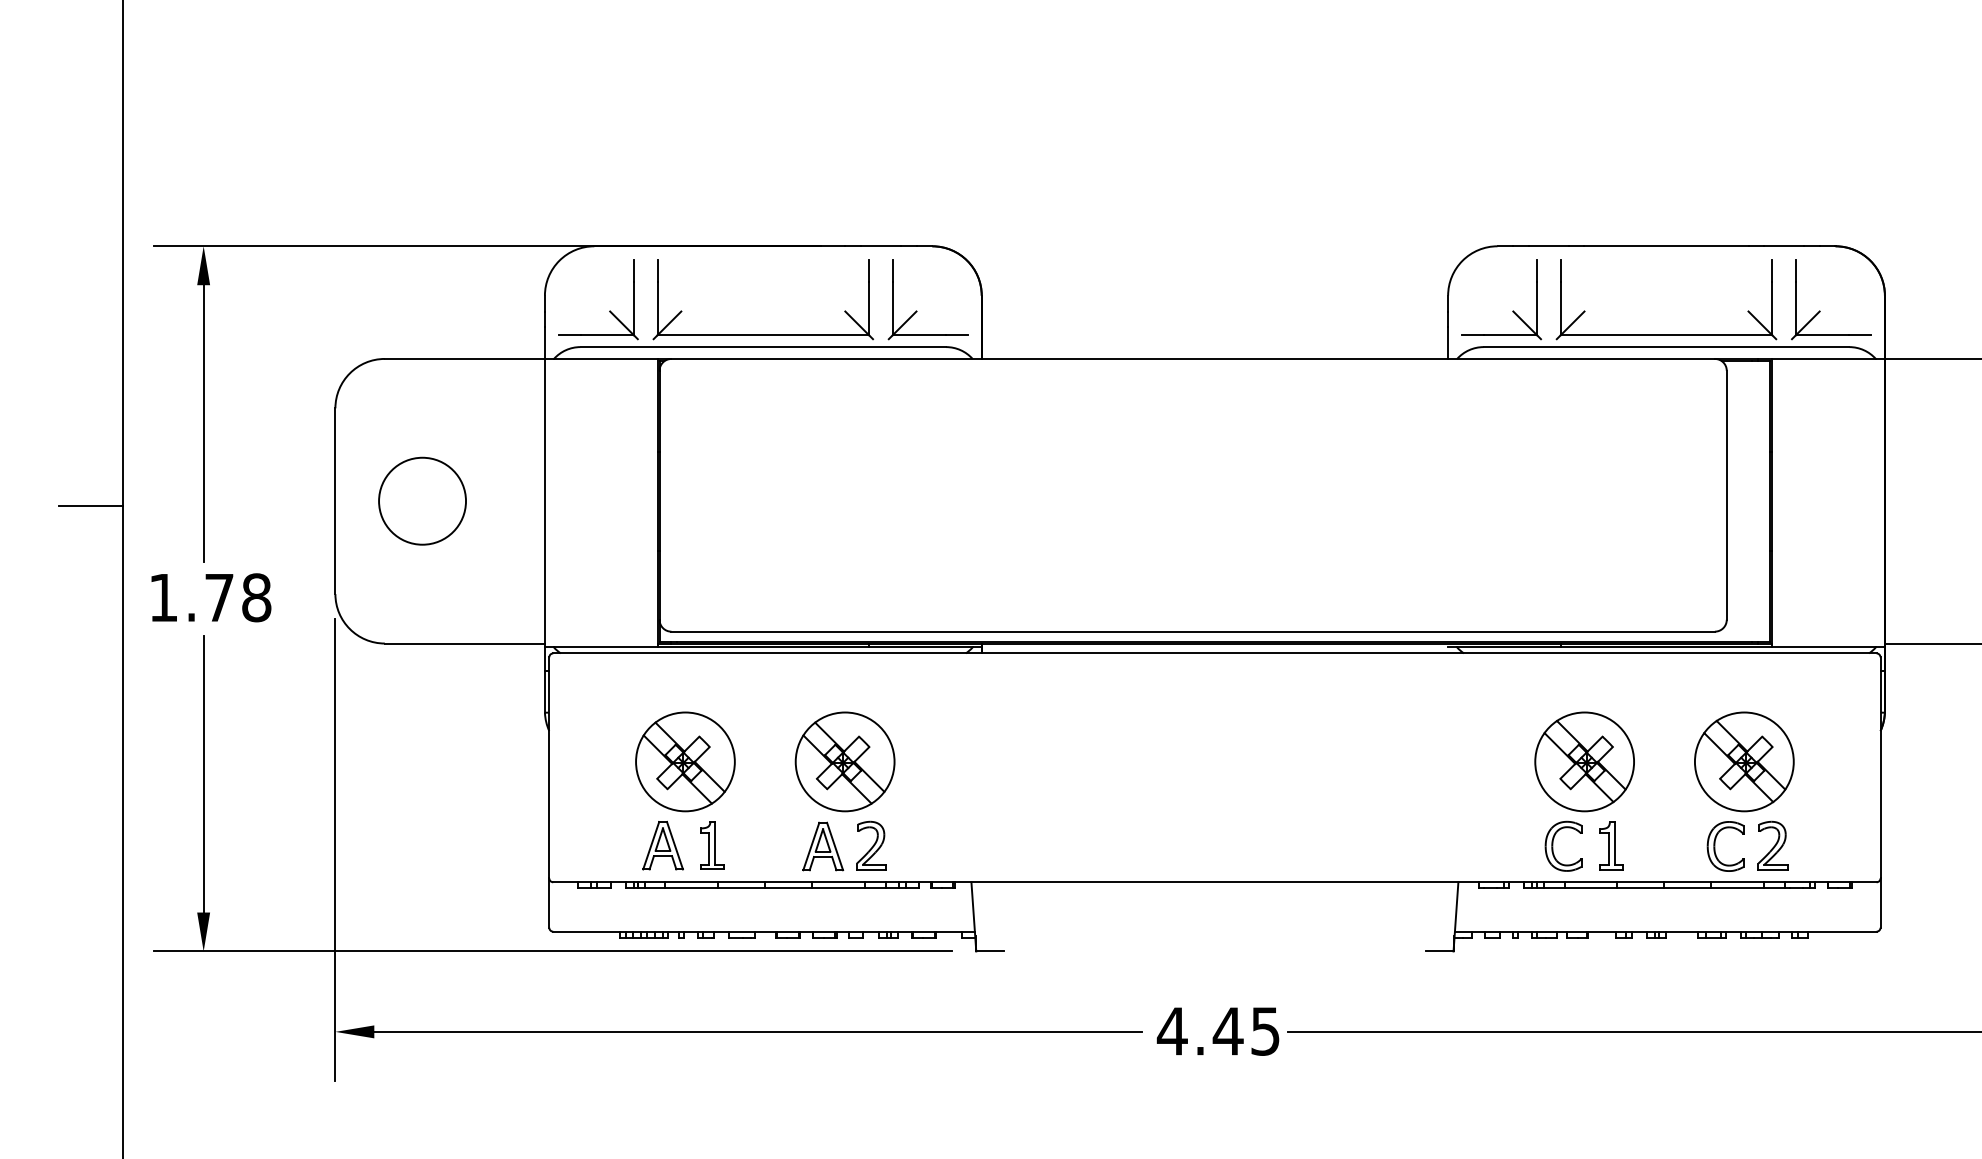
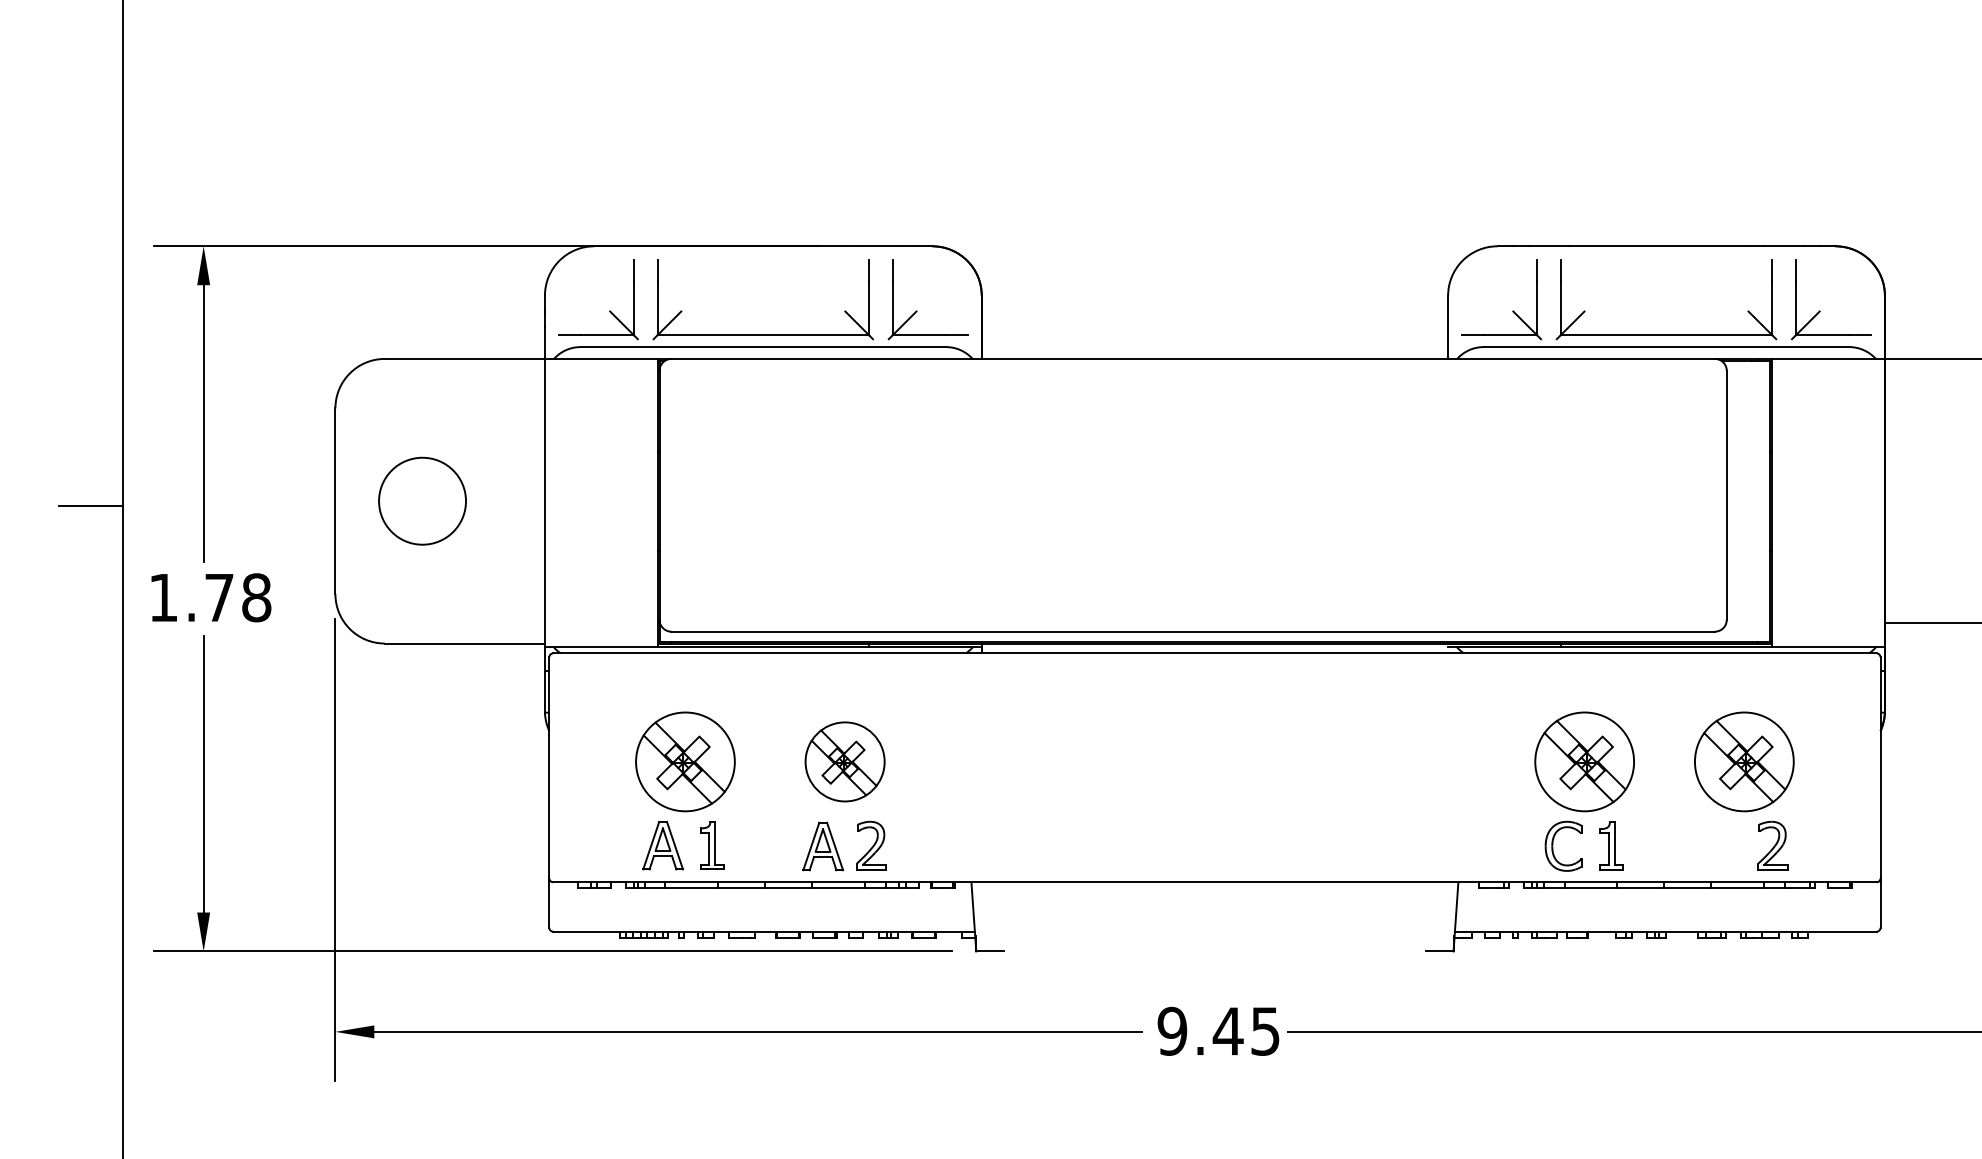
line position: (1931, 643) -> (1931, 622) (1931, 622)
part size: 102x102 px -> 82x82 px (844, 761)
part: present -> none (1715, 846)
text: 4.45 -> 9.45 (1171, 1030)
